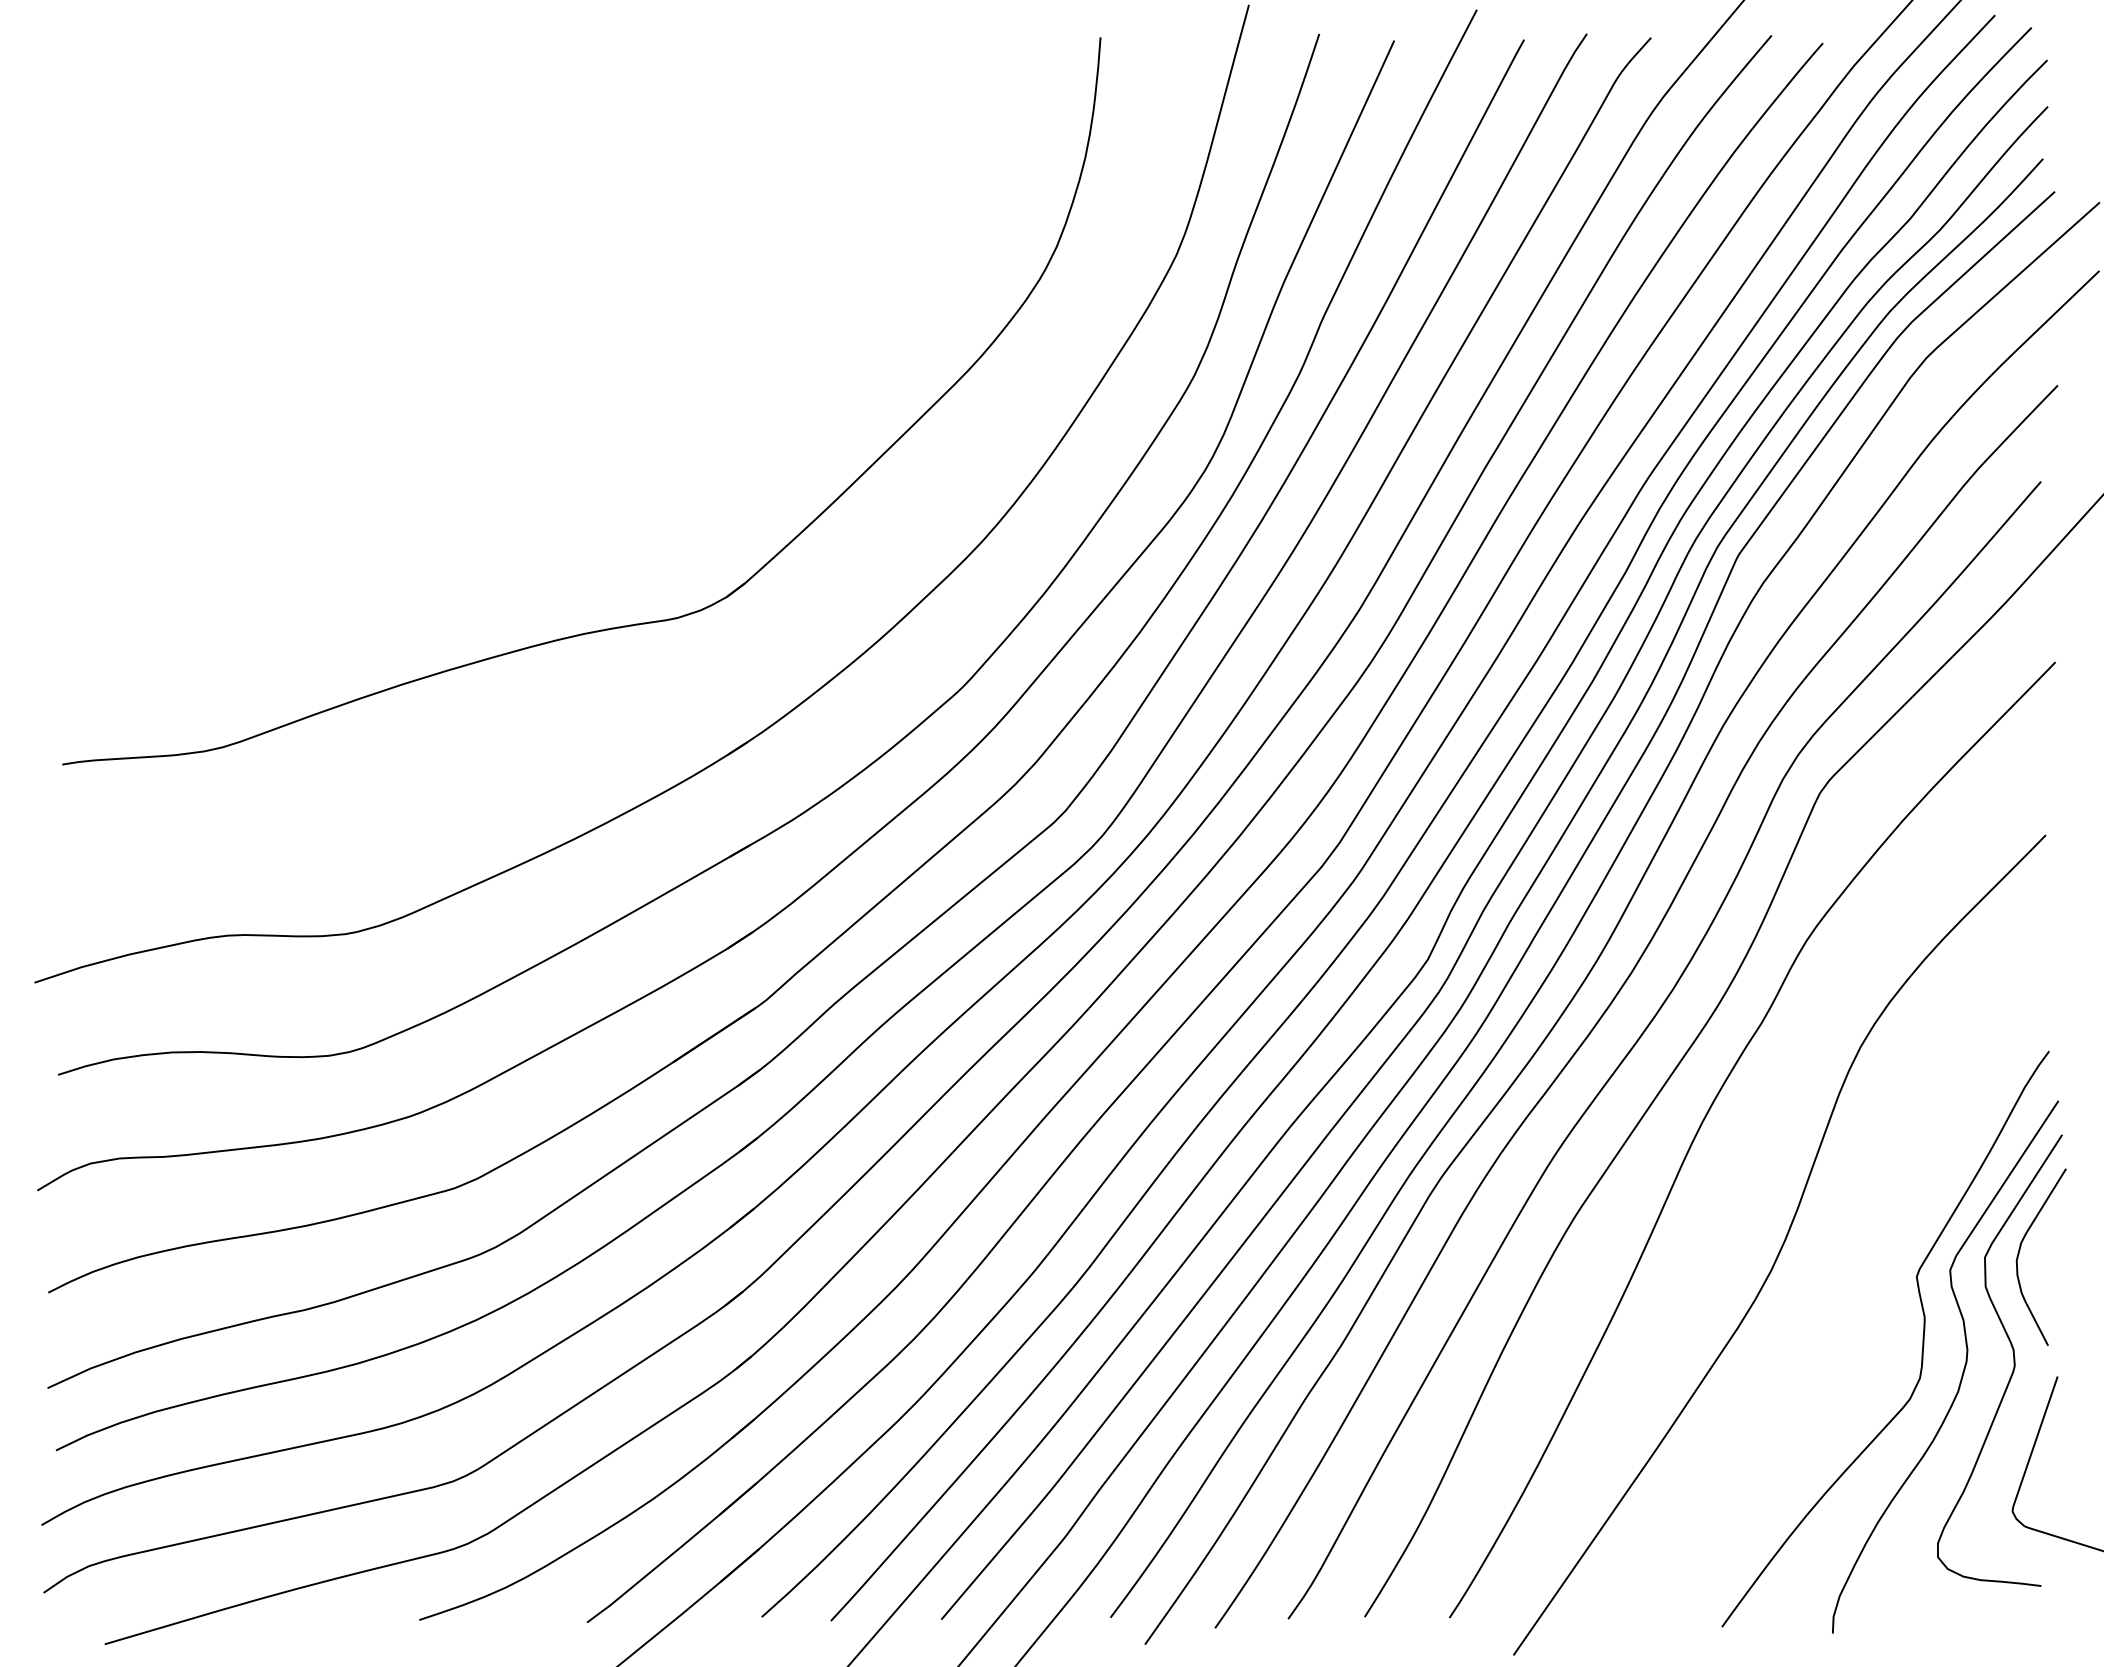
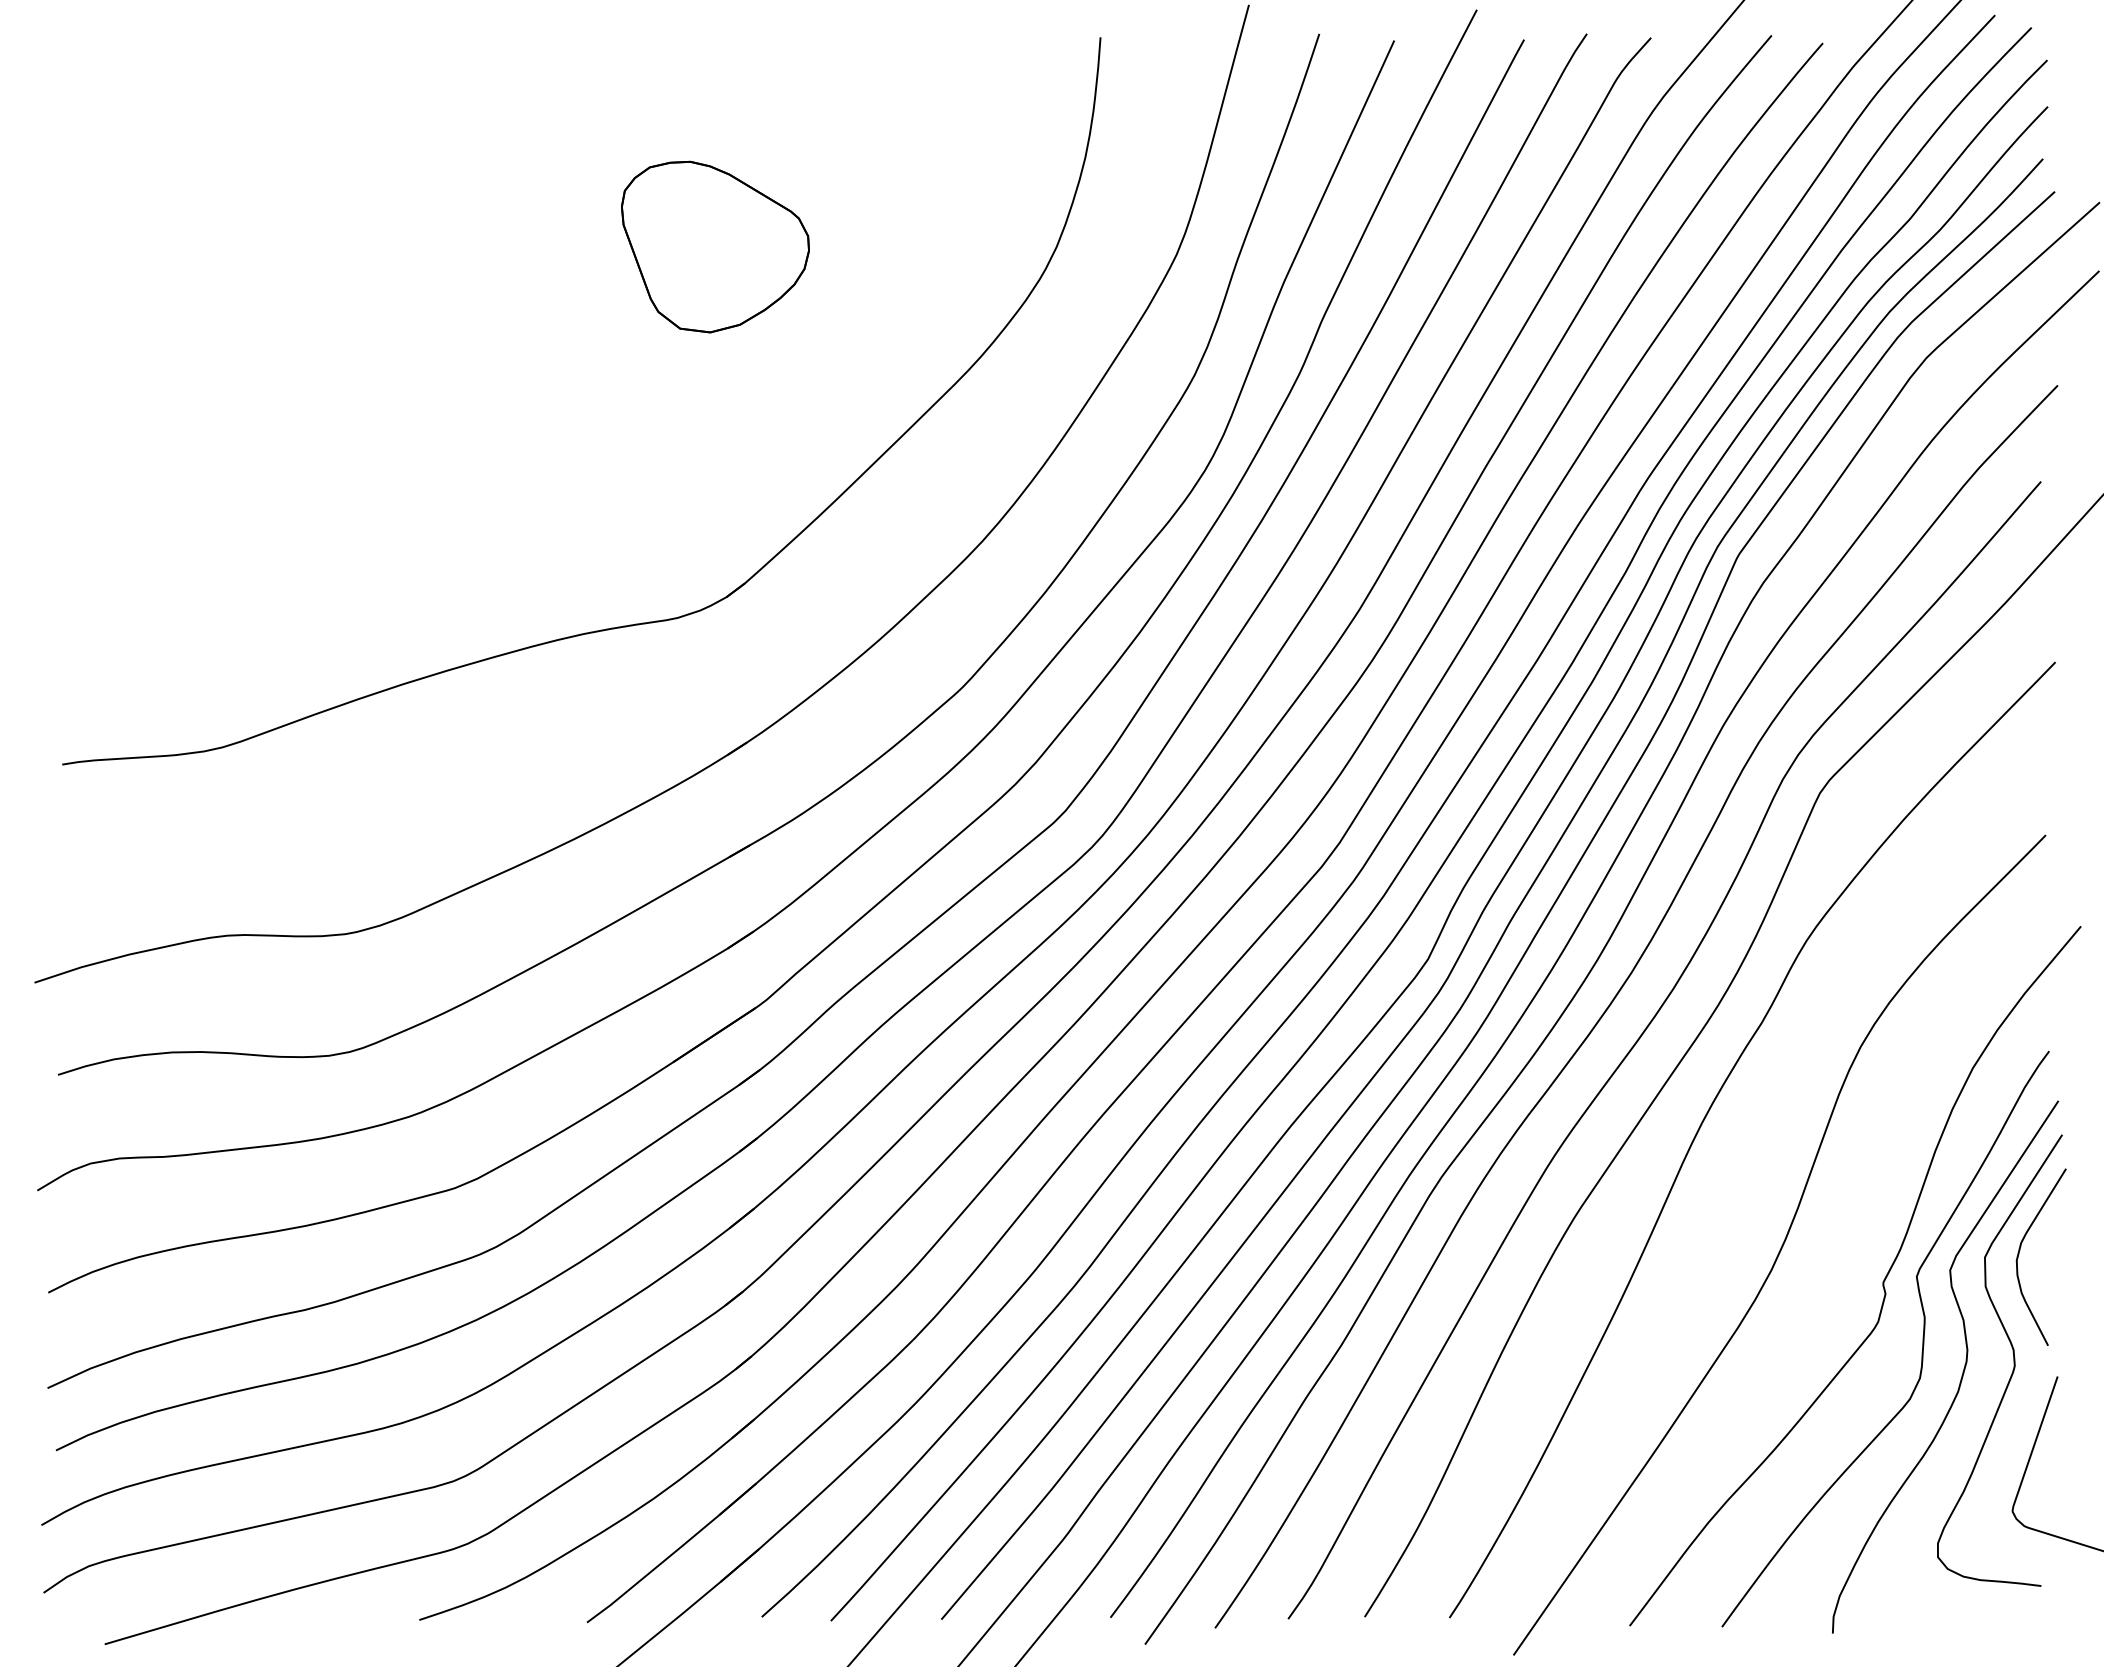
part: none -> present (715, 246)
curve: none -> present (1882, 1281)
